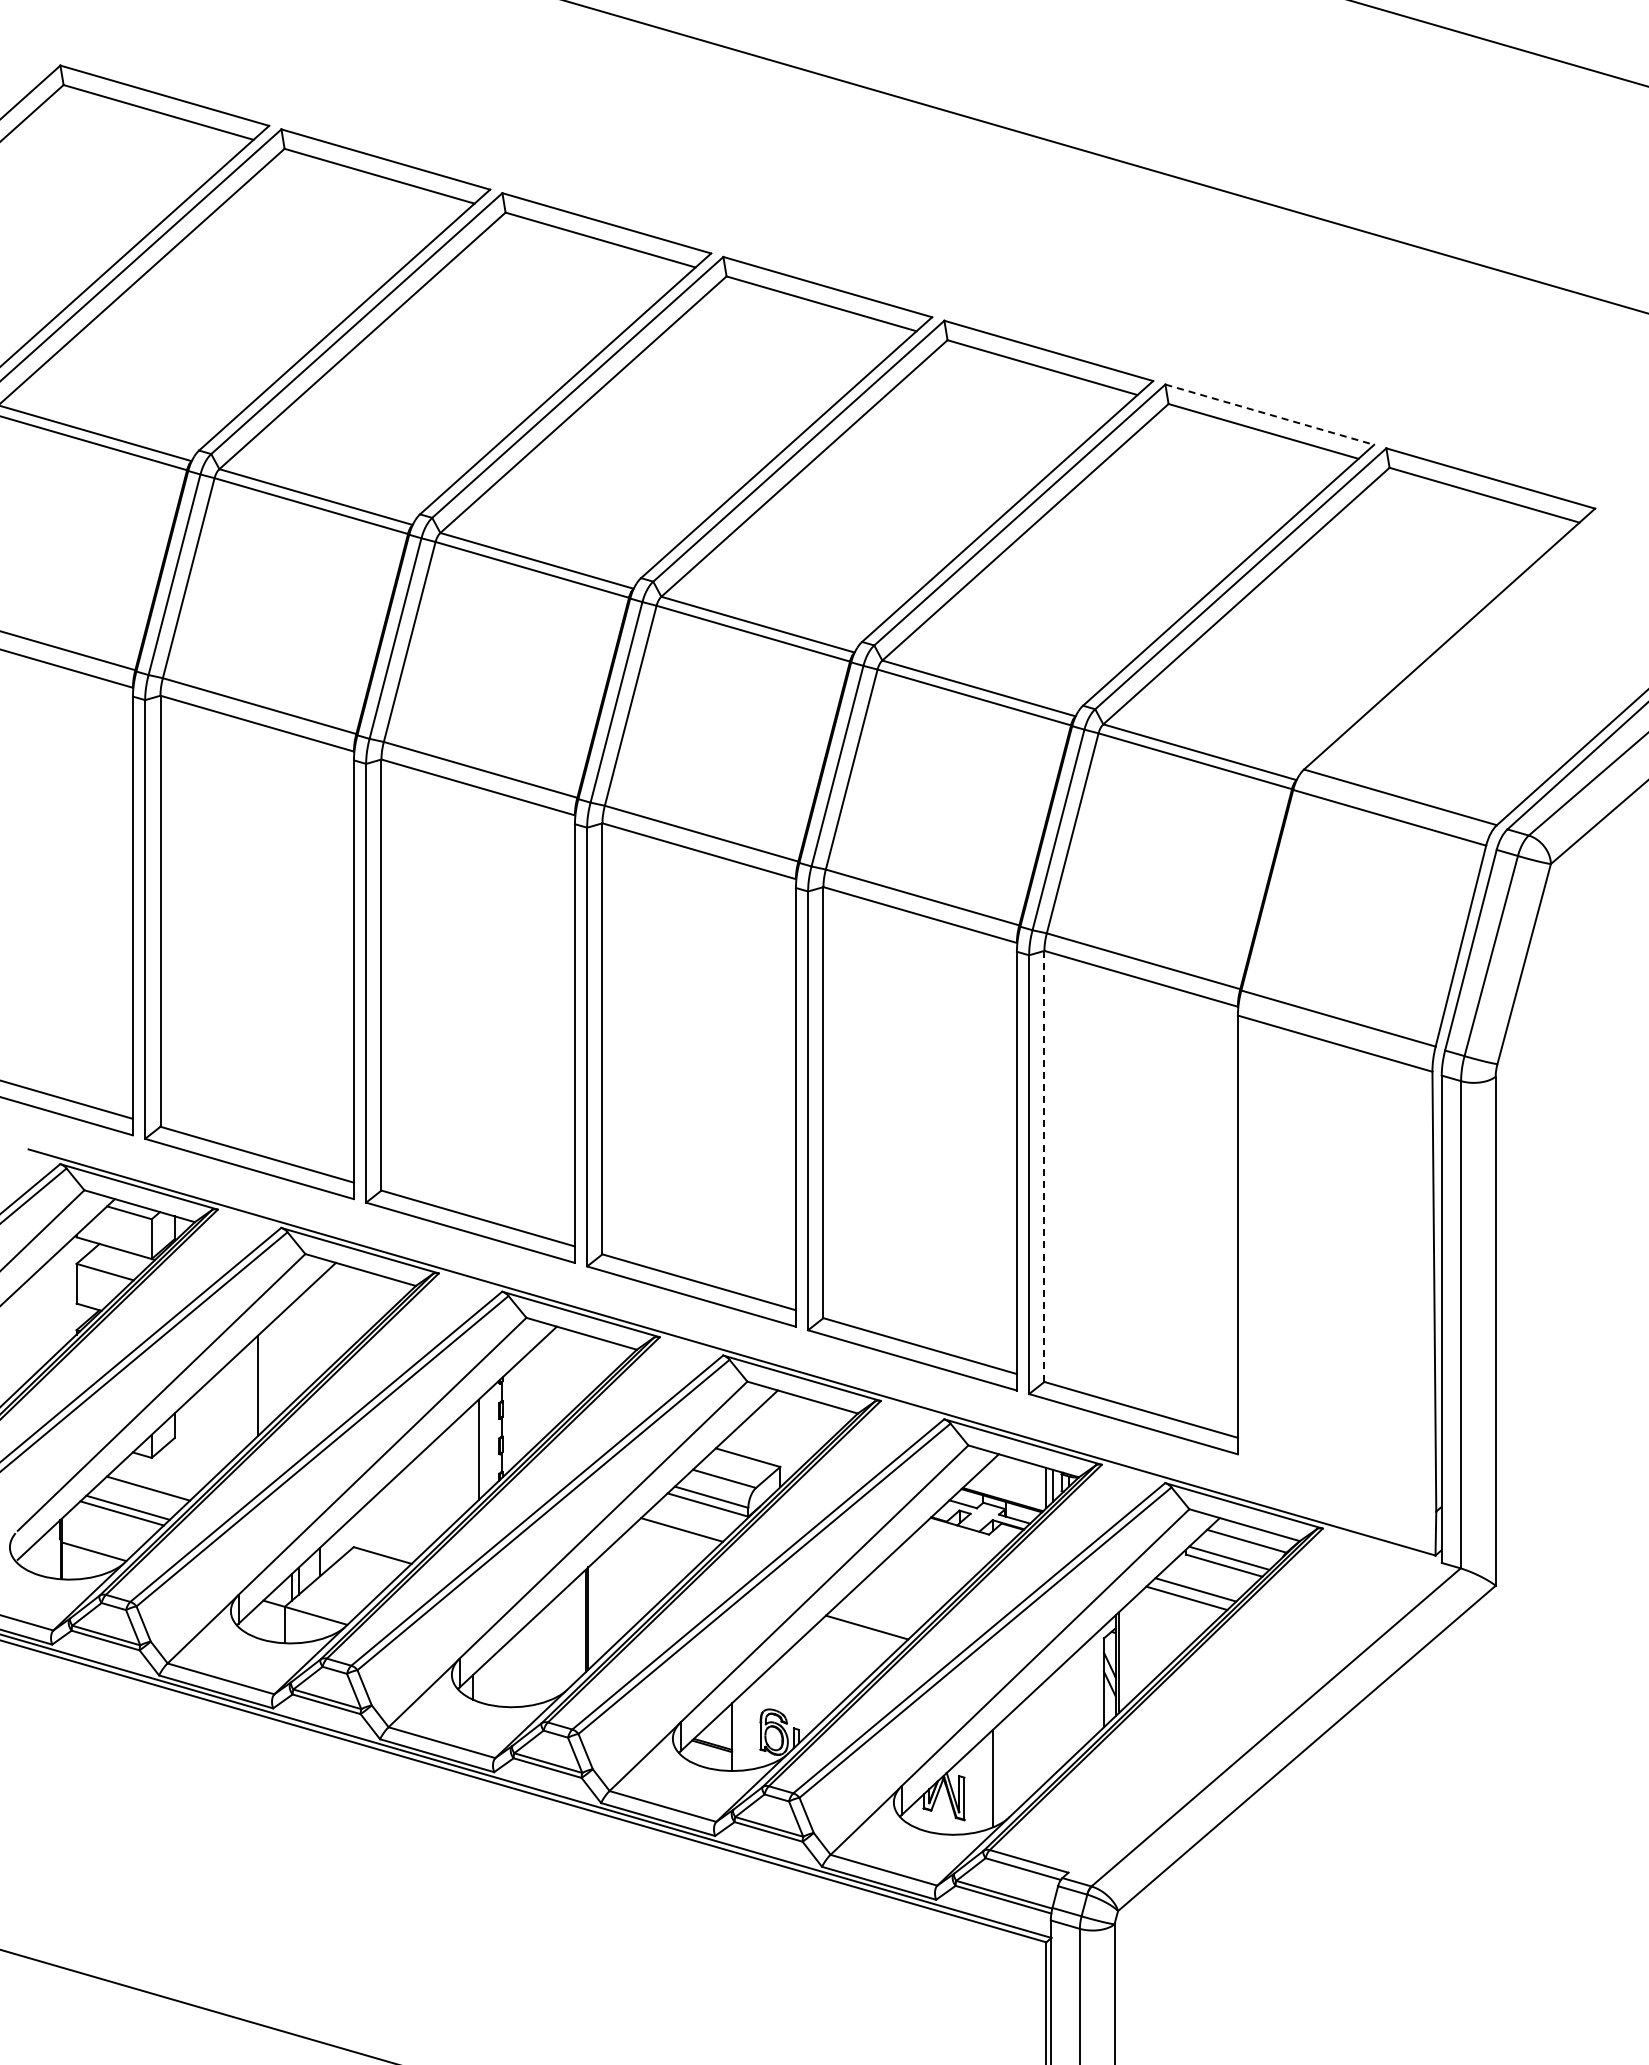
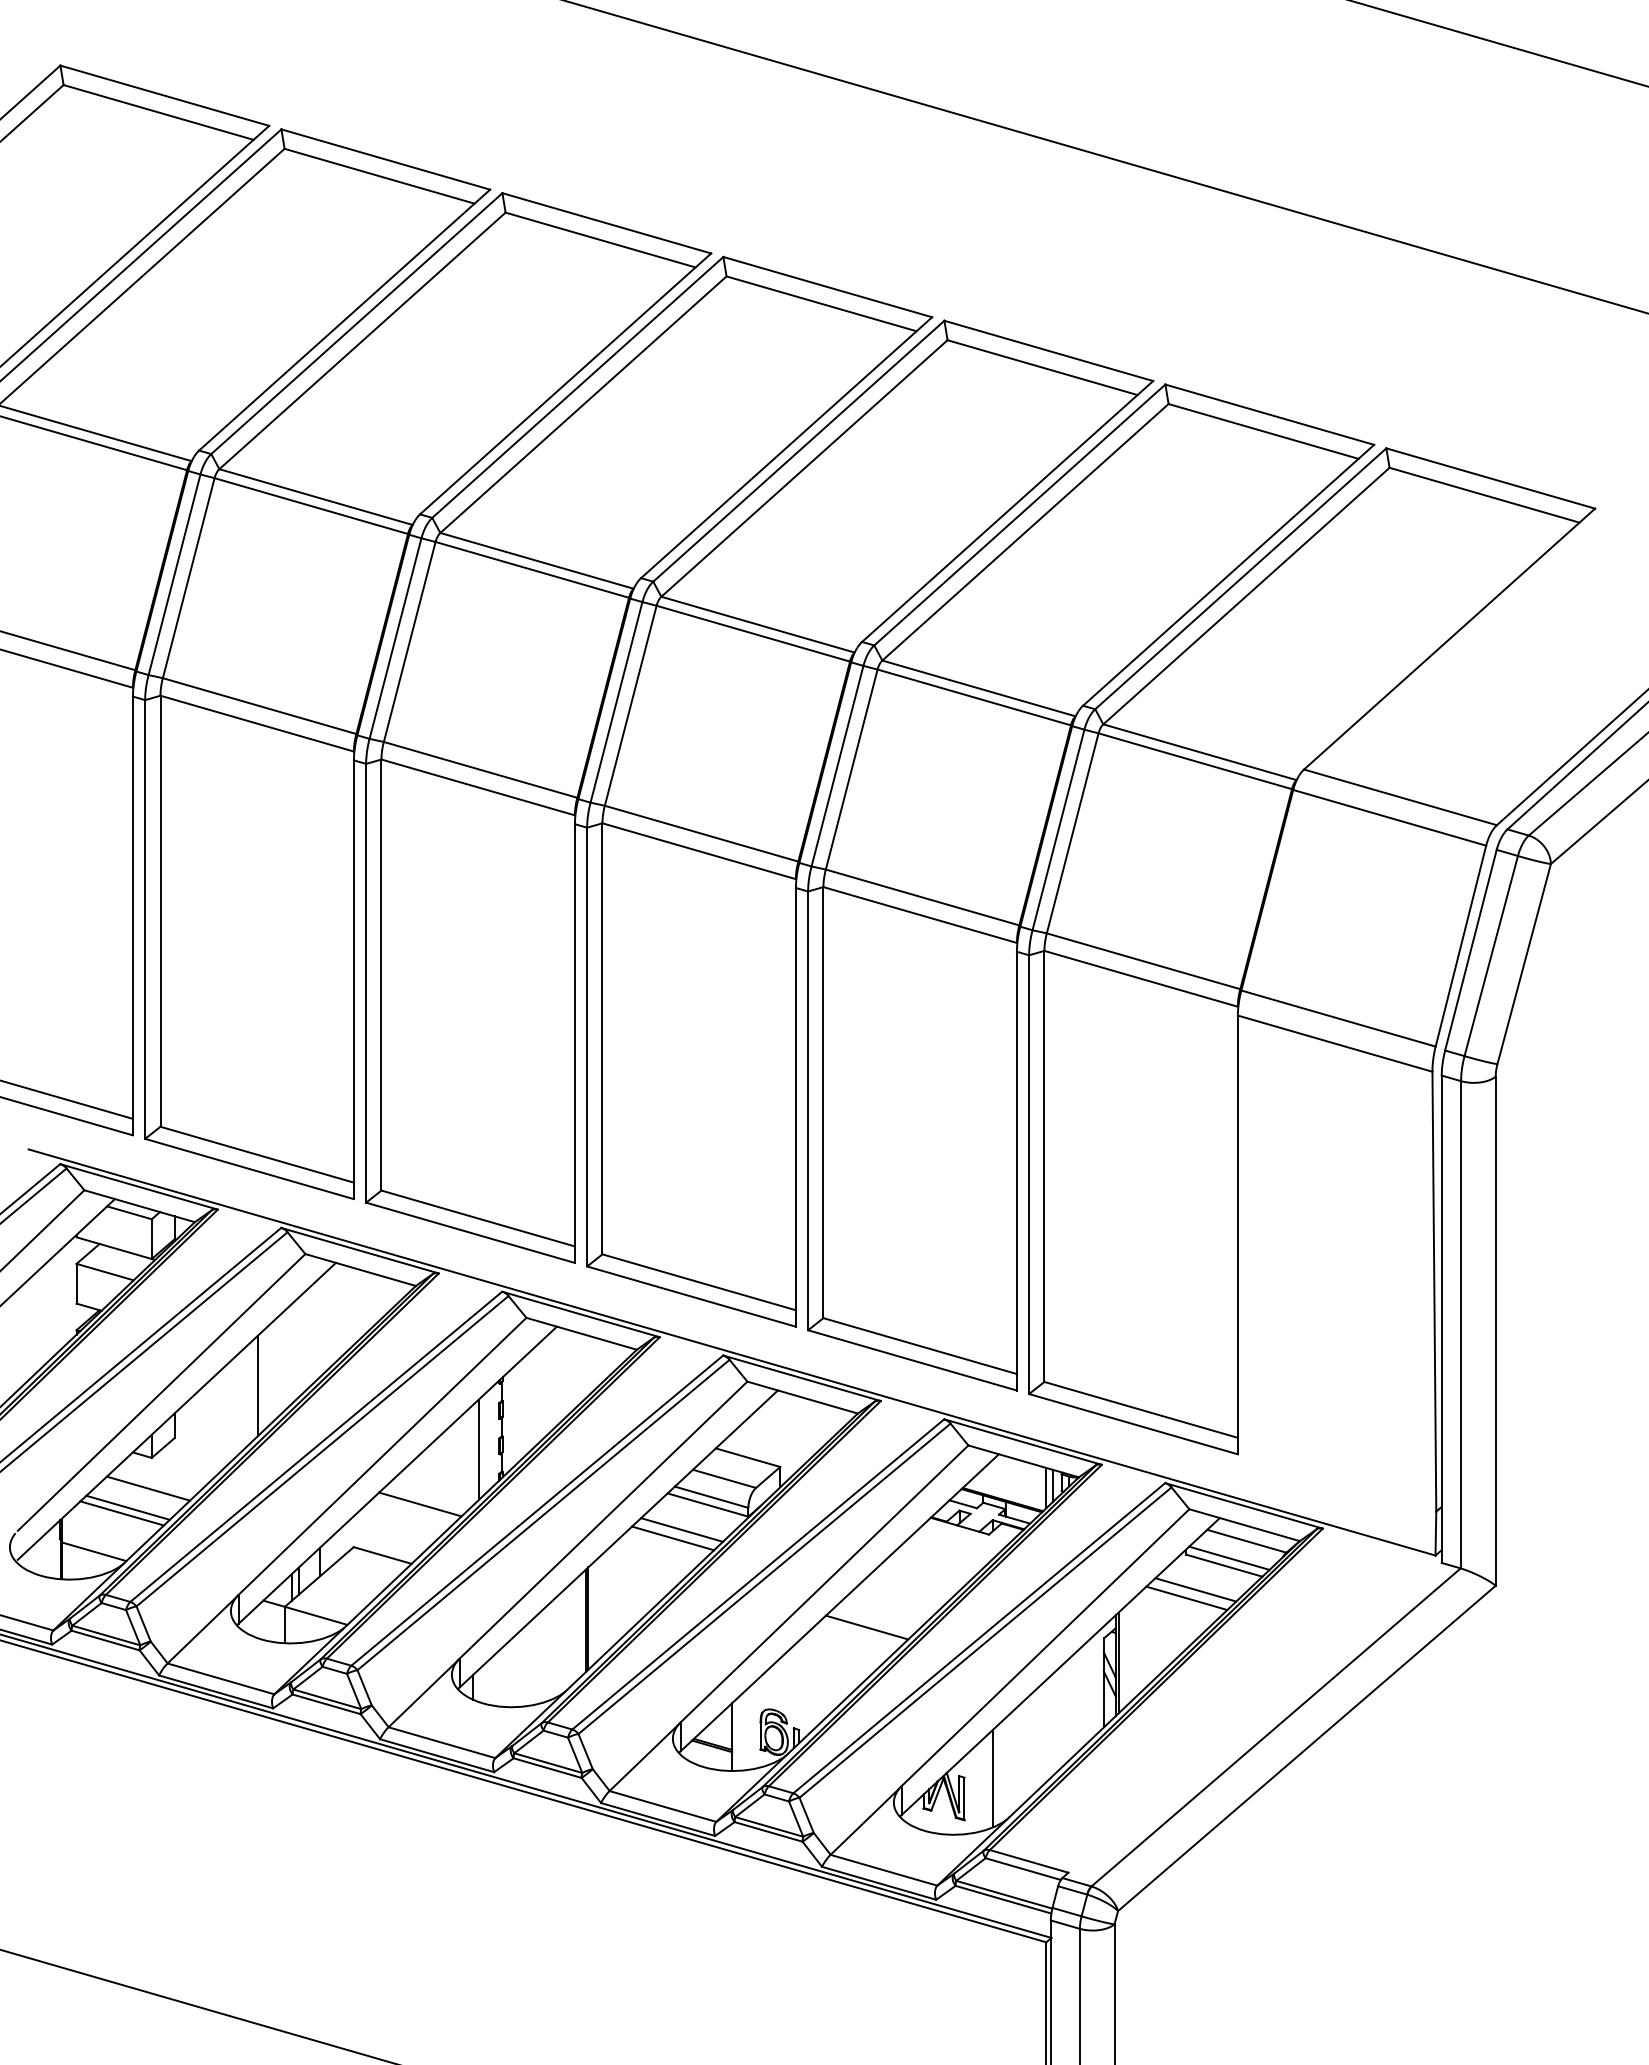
line: dashed -> solid (1269, 414)
line: dashed -> solid (1044, 1166)
line: none -> present (420, 1504)
line: none -> present (673, 1538)
